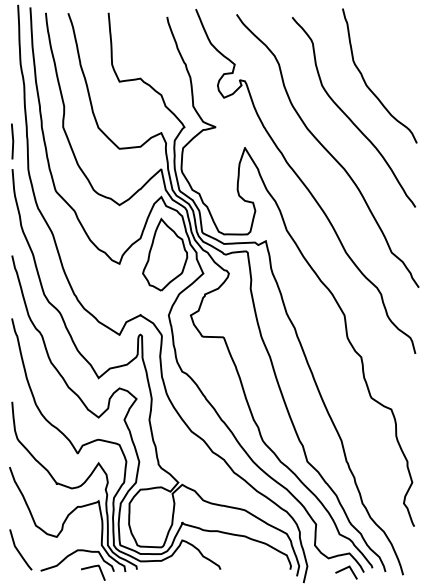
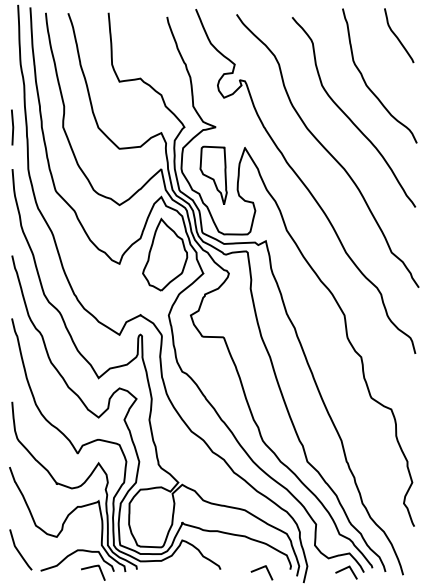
curve: none -> present (397, 36)
line position: (12, 141) -> (12, 127) (12, 127)
part: none -> present (213, 174)
curve: none -> present (260, 569)
